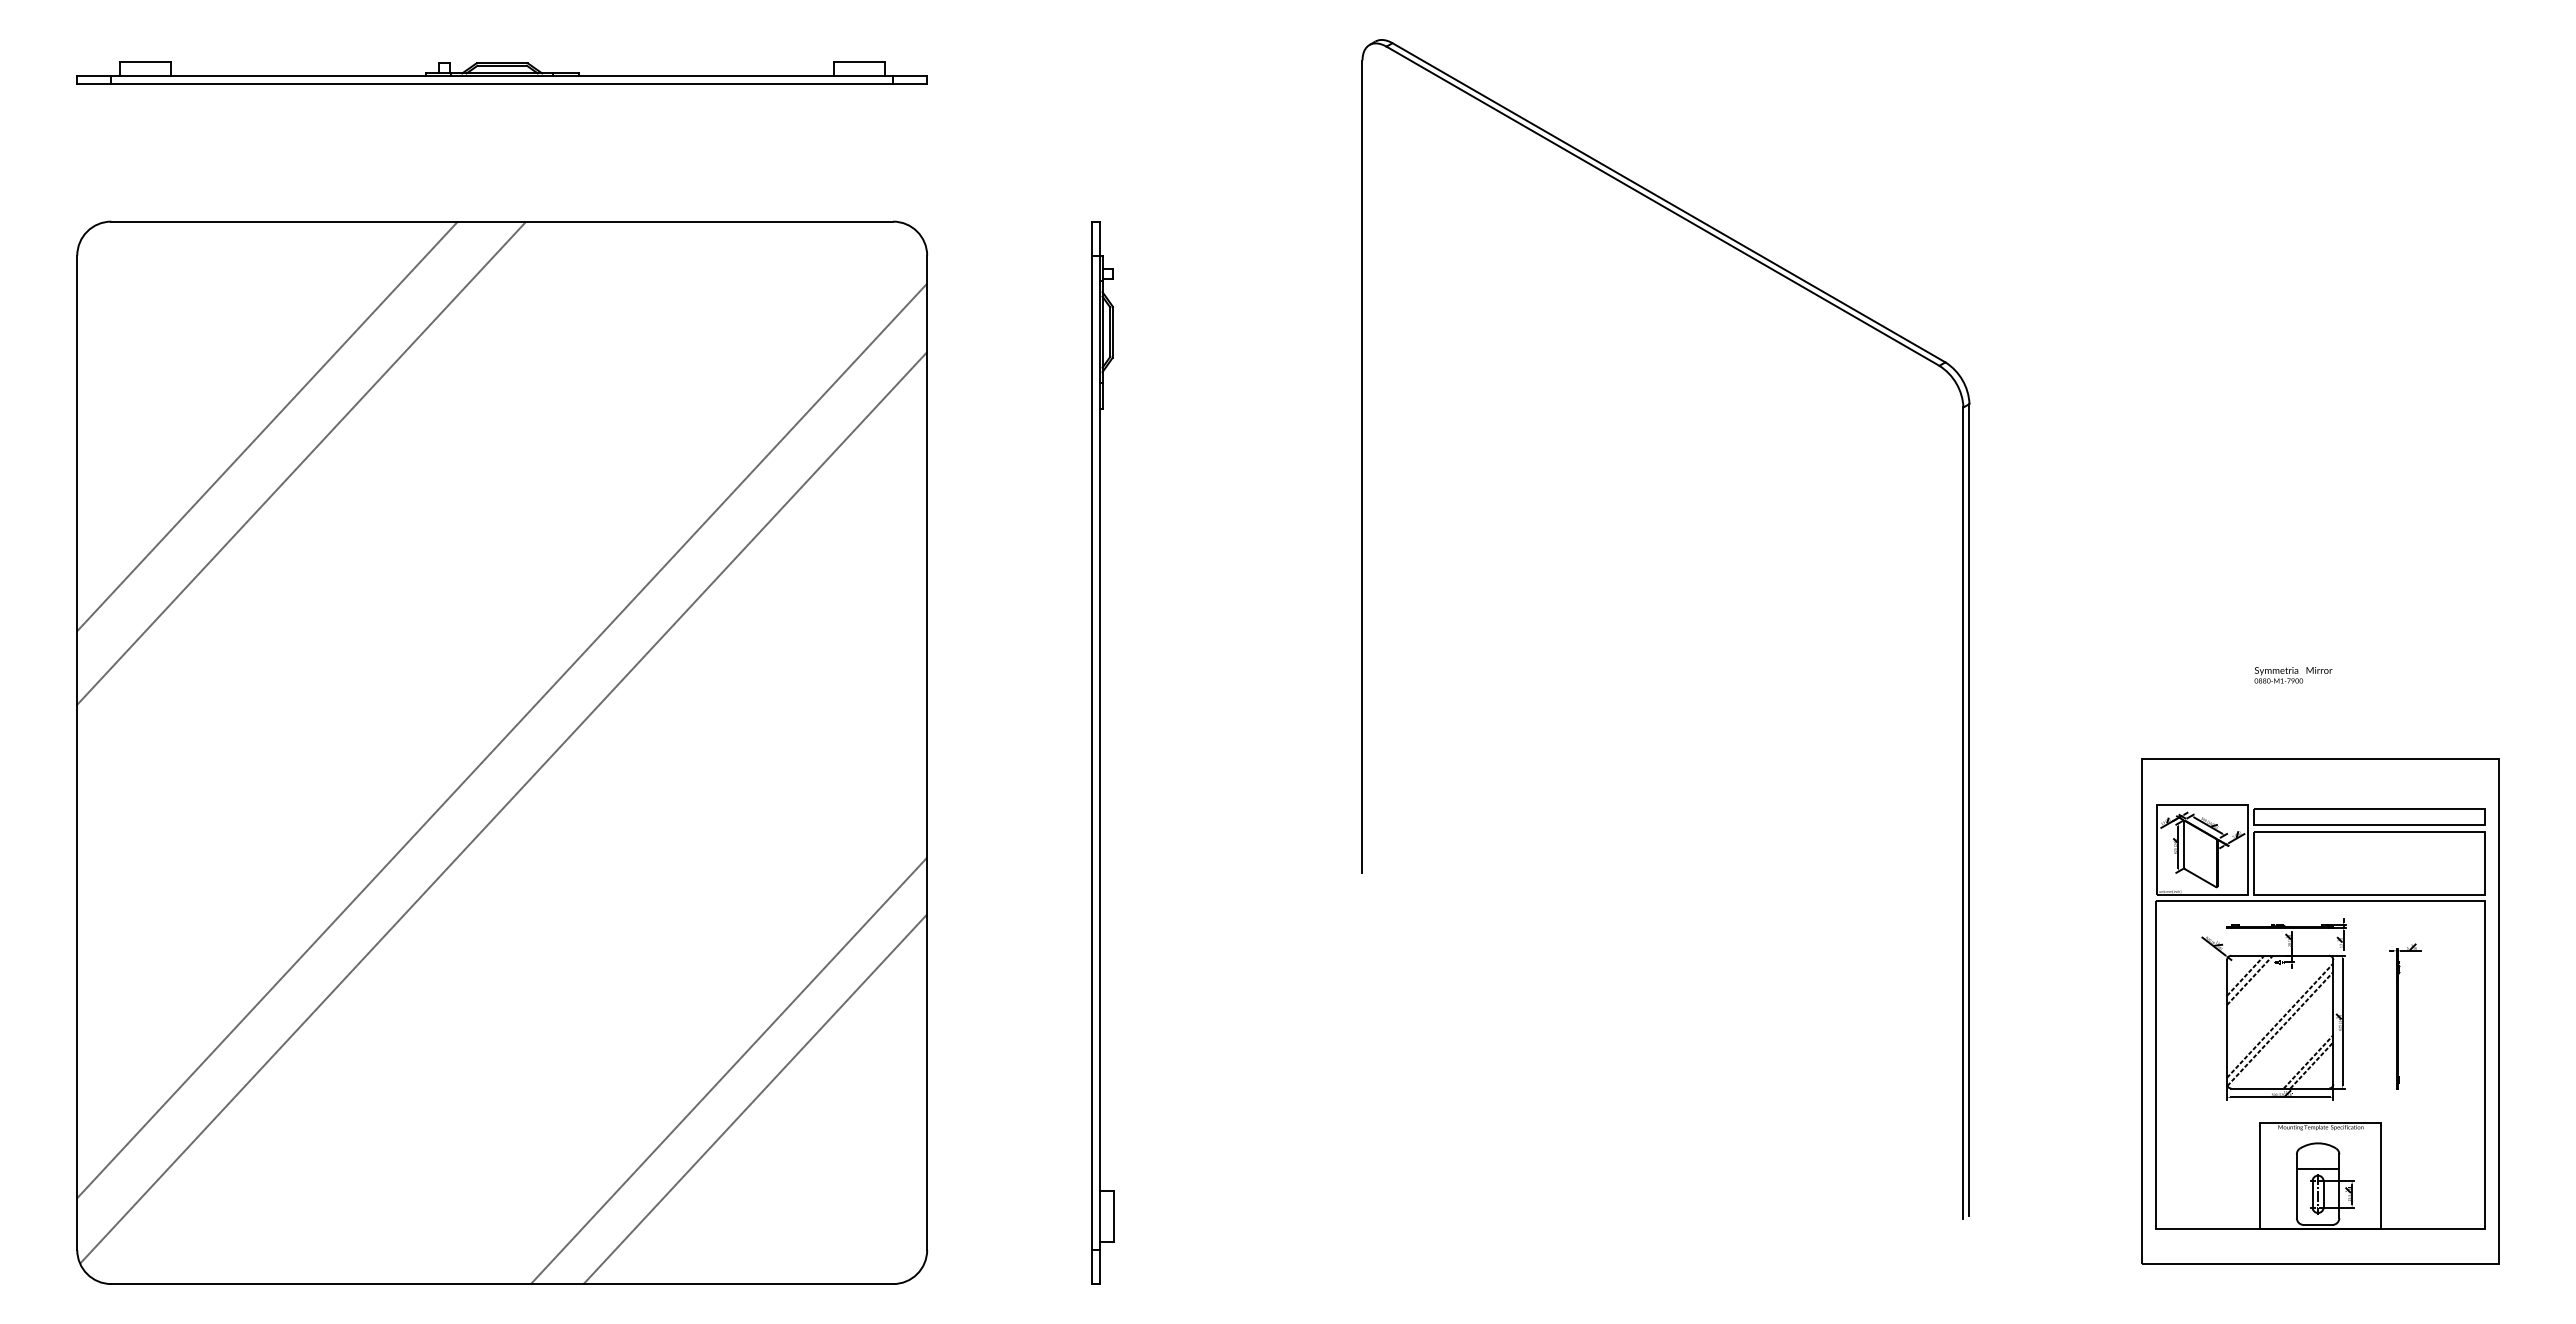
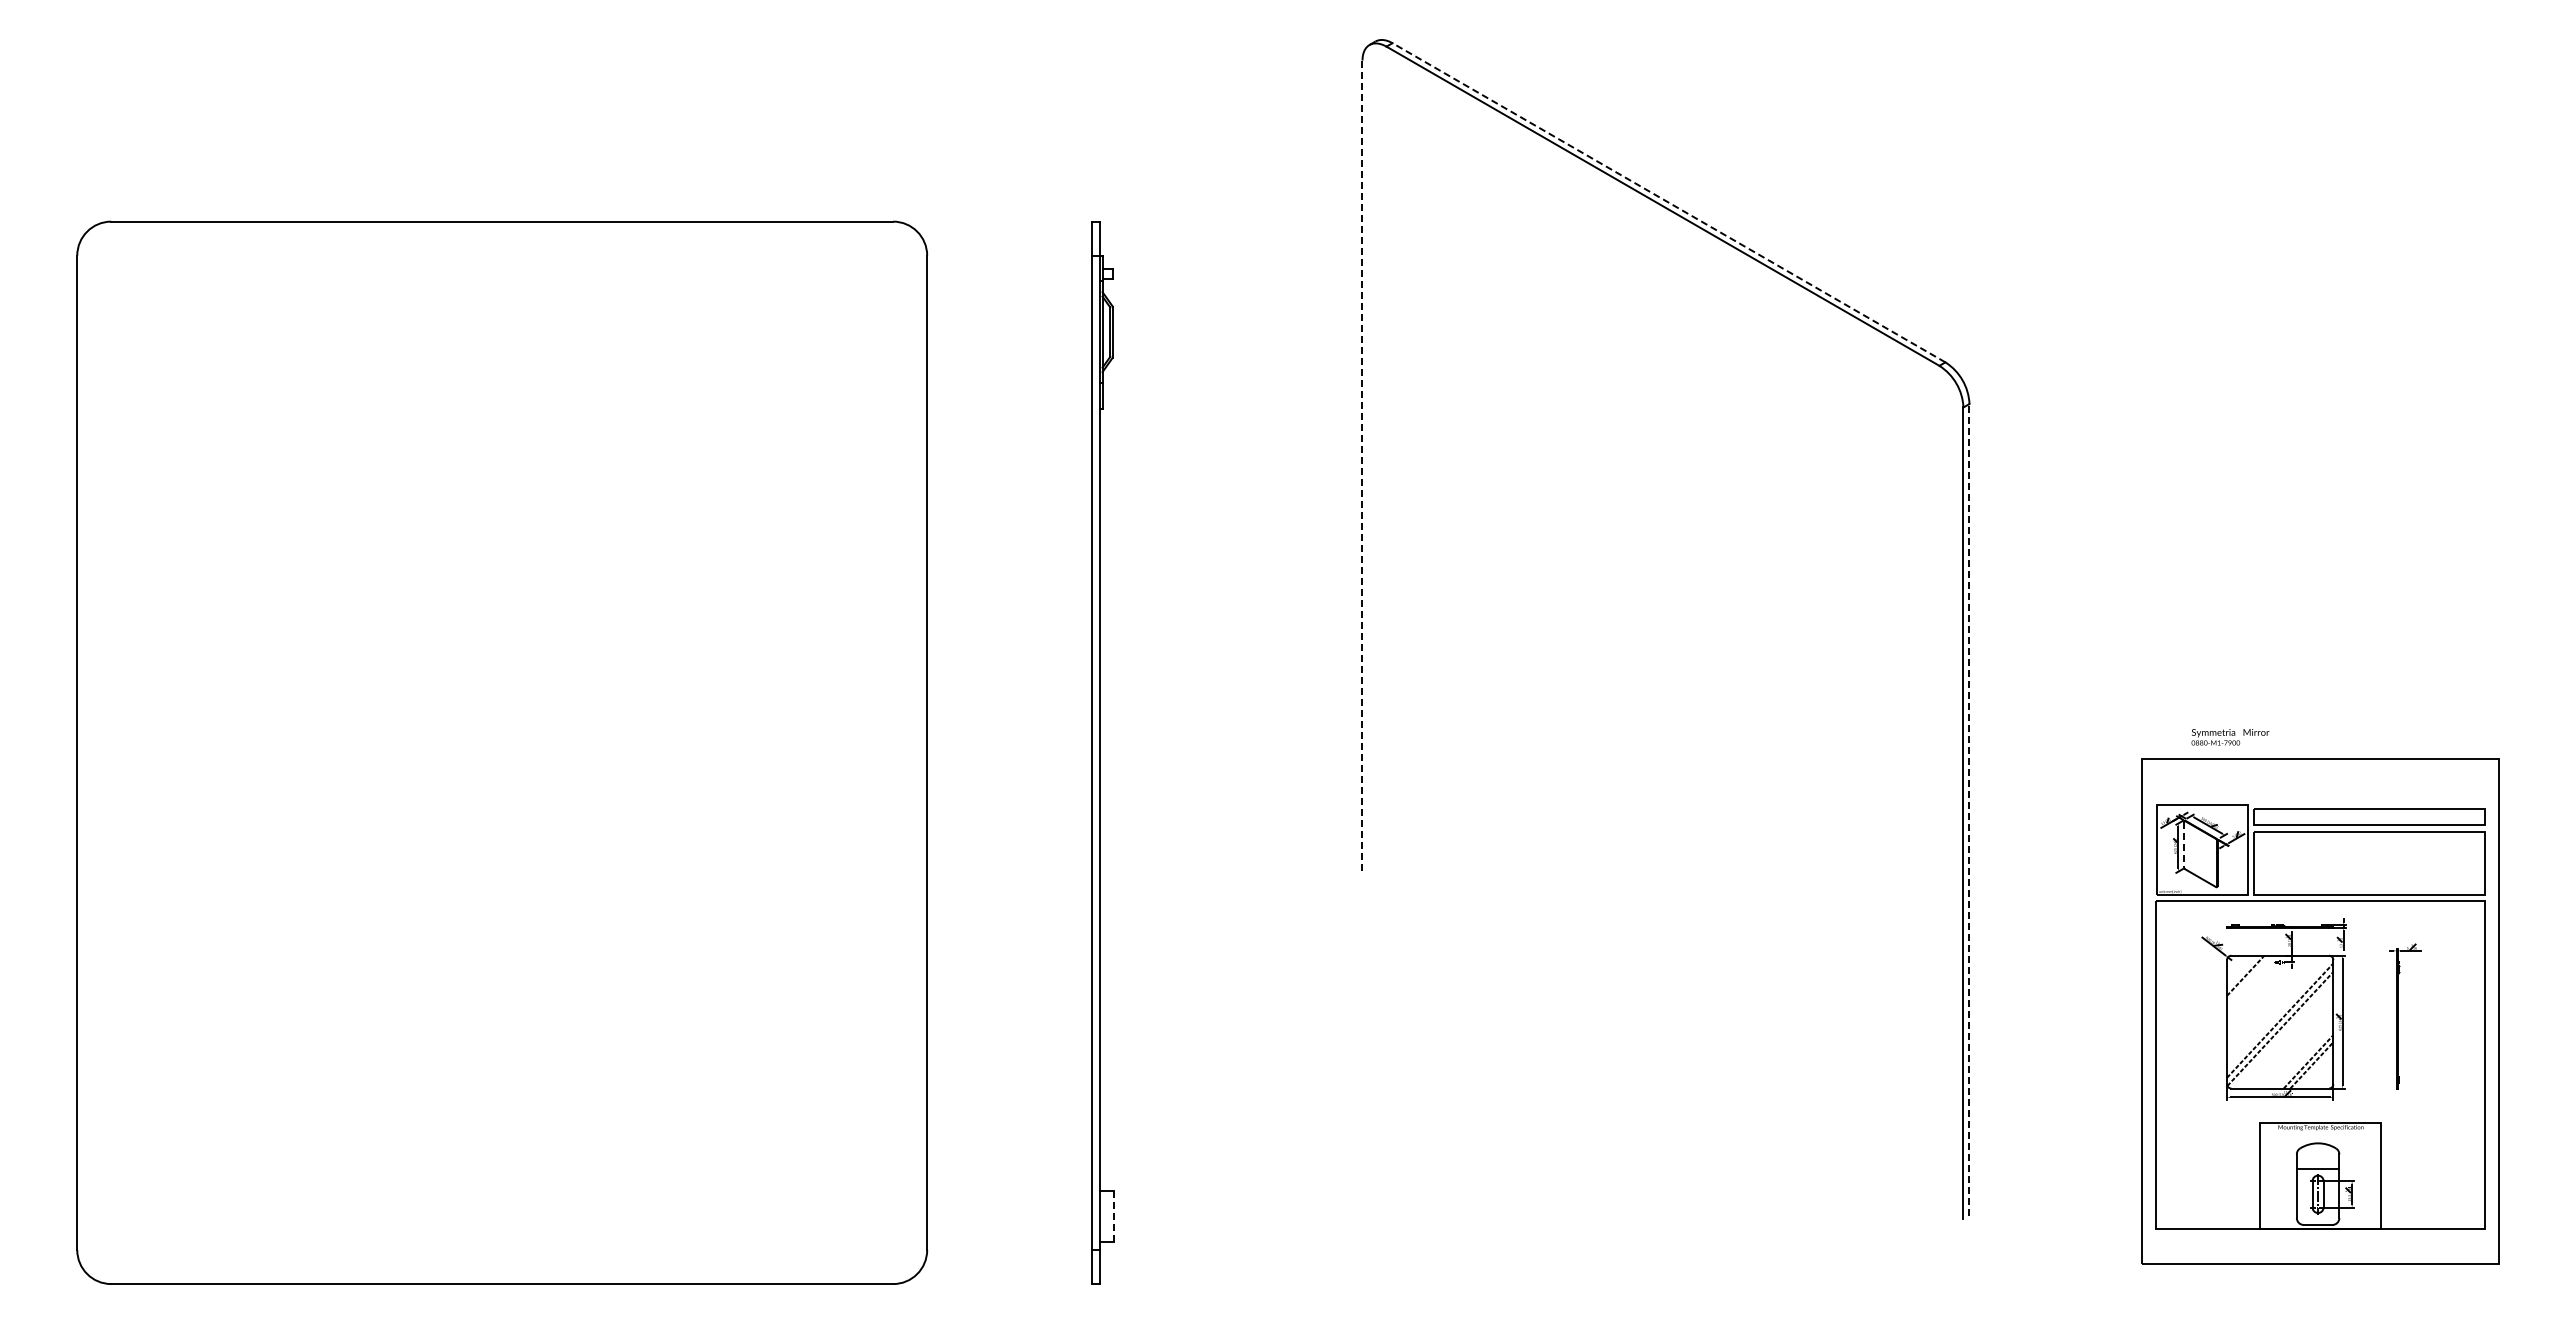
part: present -> none (501, 72)
line: solid -> dashed (1668, 202)
line: present -> none (267, 426)
line: present -> none (301, 462)
line: solid -> dashed (1362, 466)
text position: (2293, 675) -> (2230, 737) (2230, 737)
line: present -> none (502, 740)
line: present -> none (503, 807)
line: solid -> dashed (1969, 810)
line: solid -> dashed (2183, 844)
line: present -> none (2249, 980)
line: present -> none (728, 1070)
line: present -> none (755, 1099)
line: solid -> dashed (1113, 1216)
